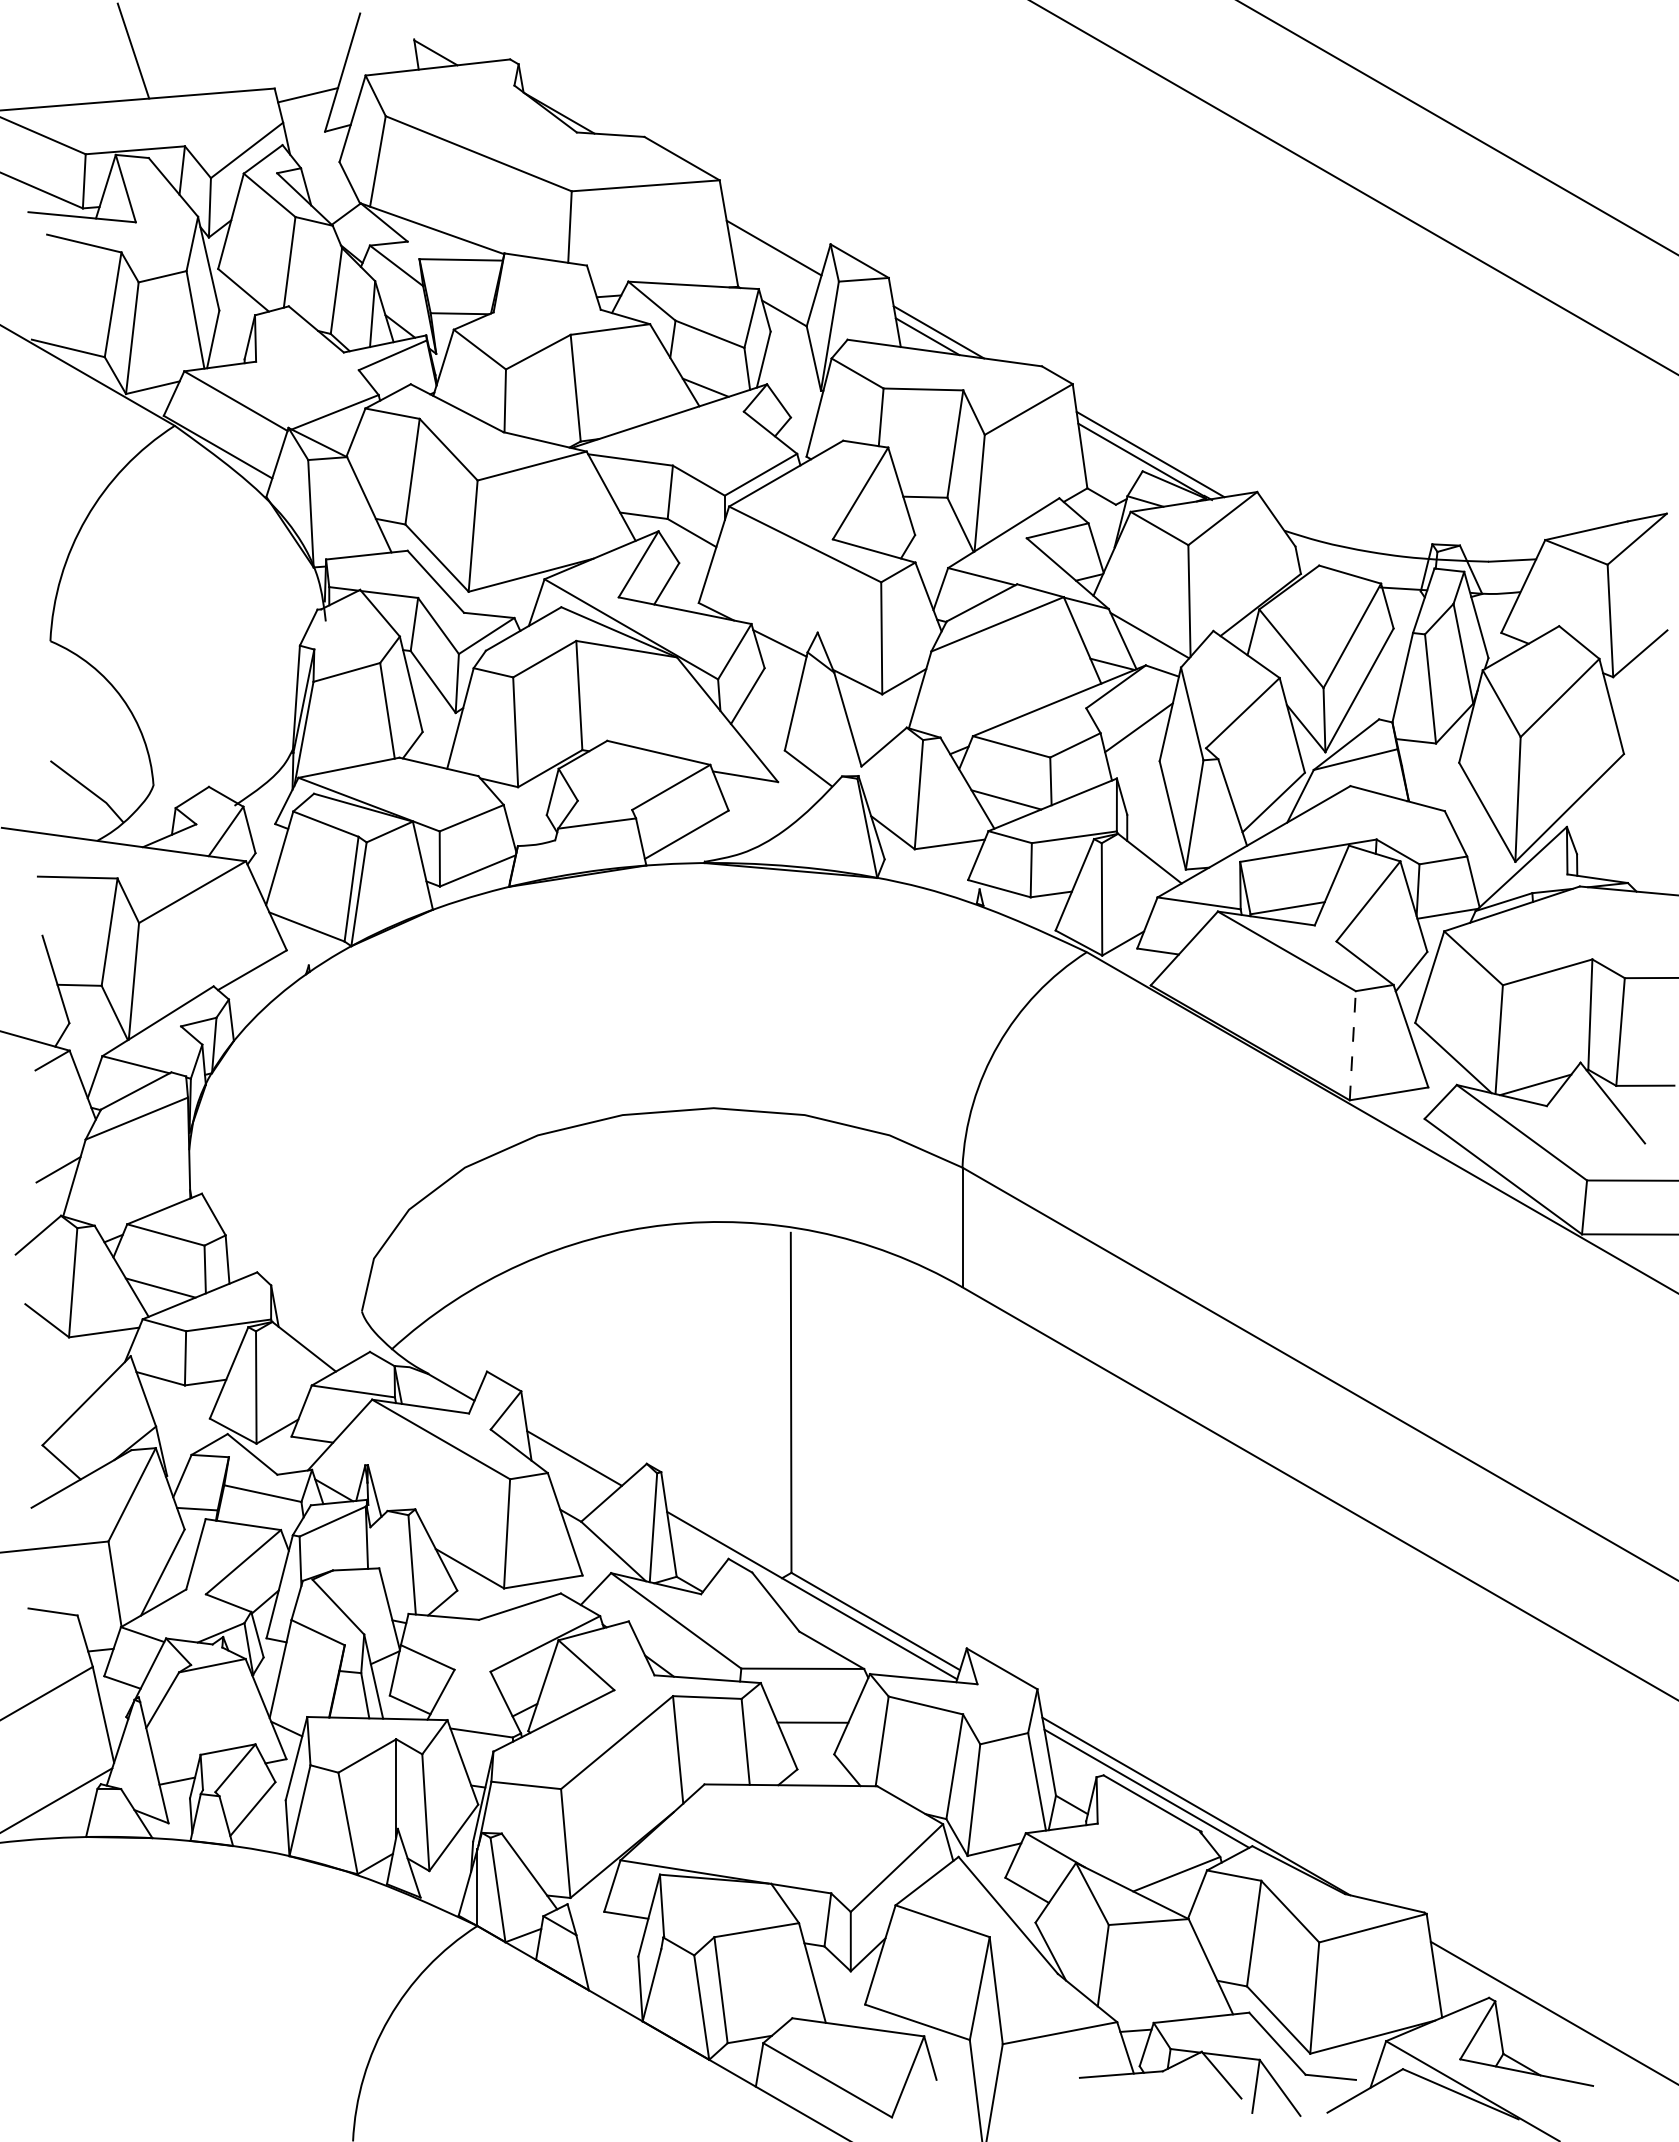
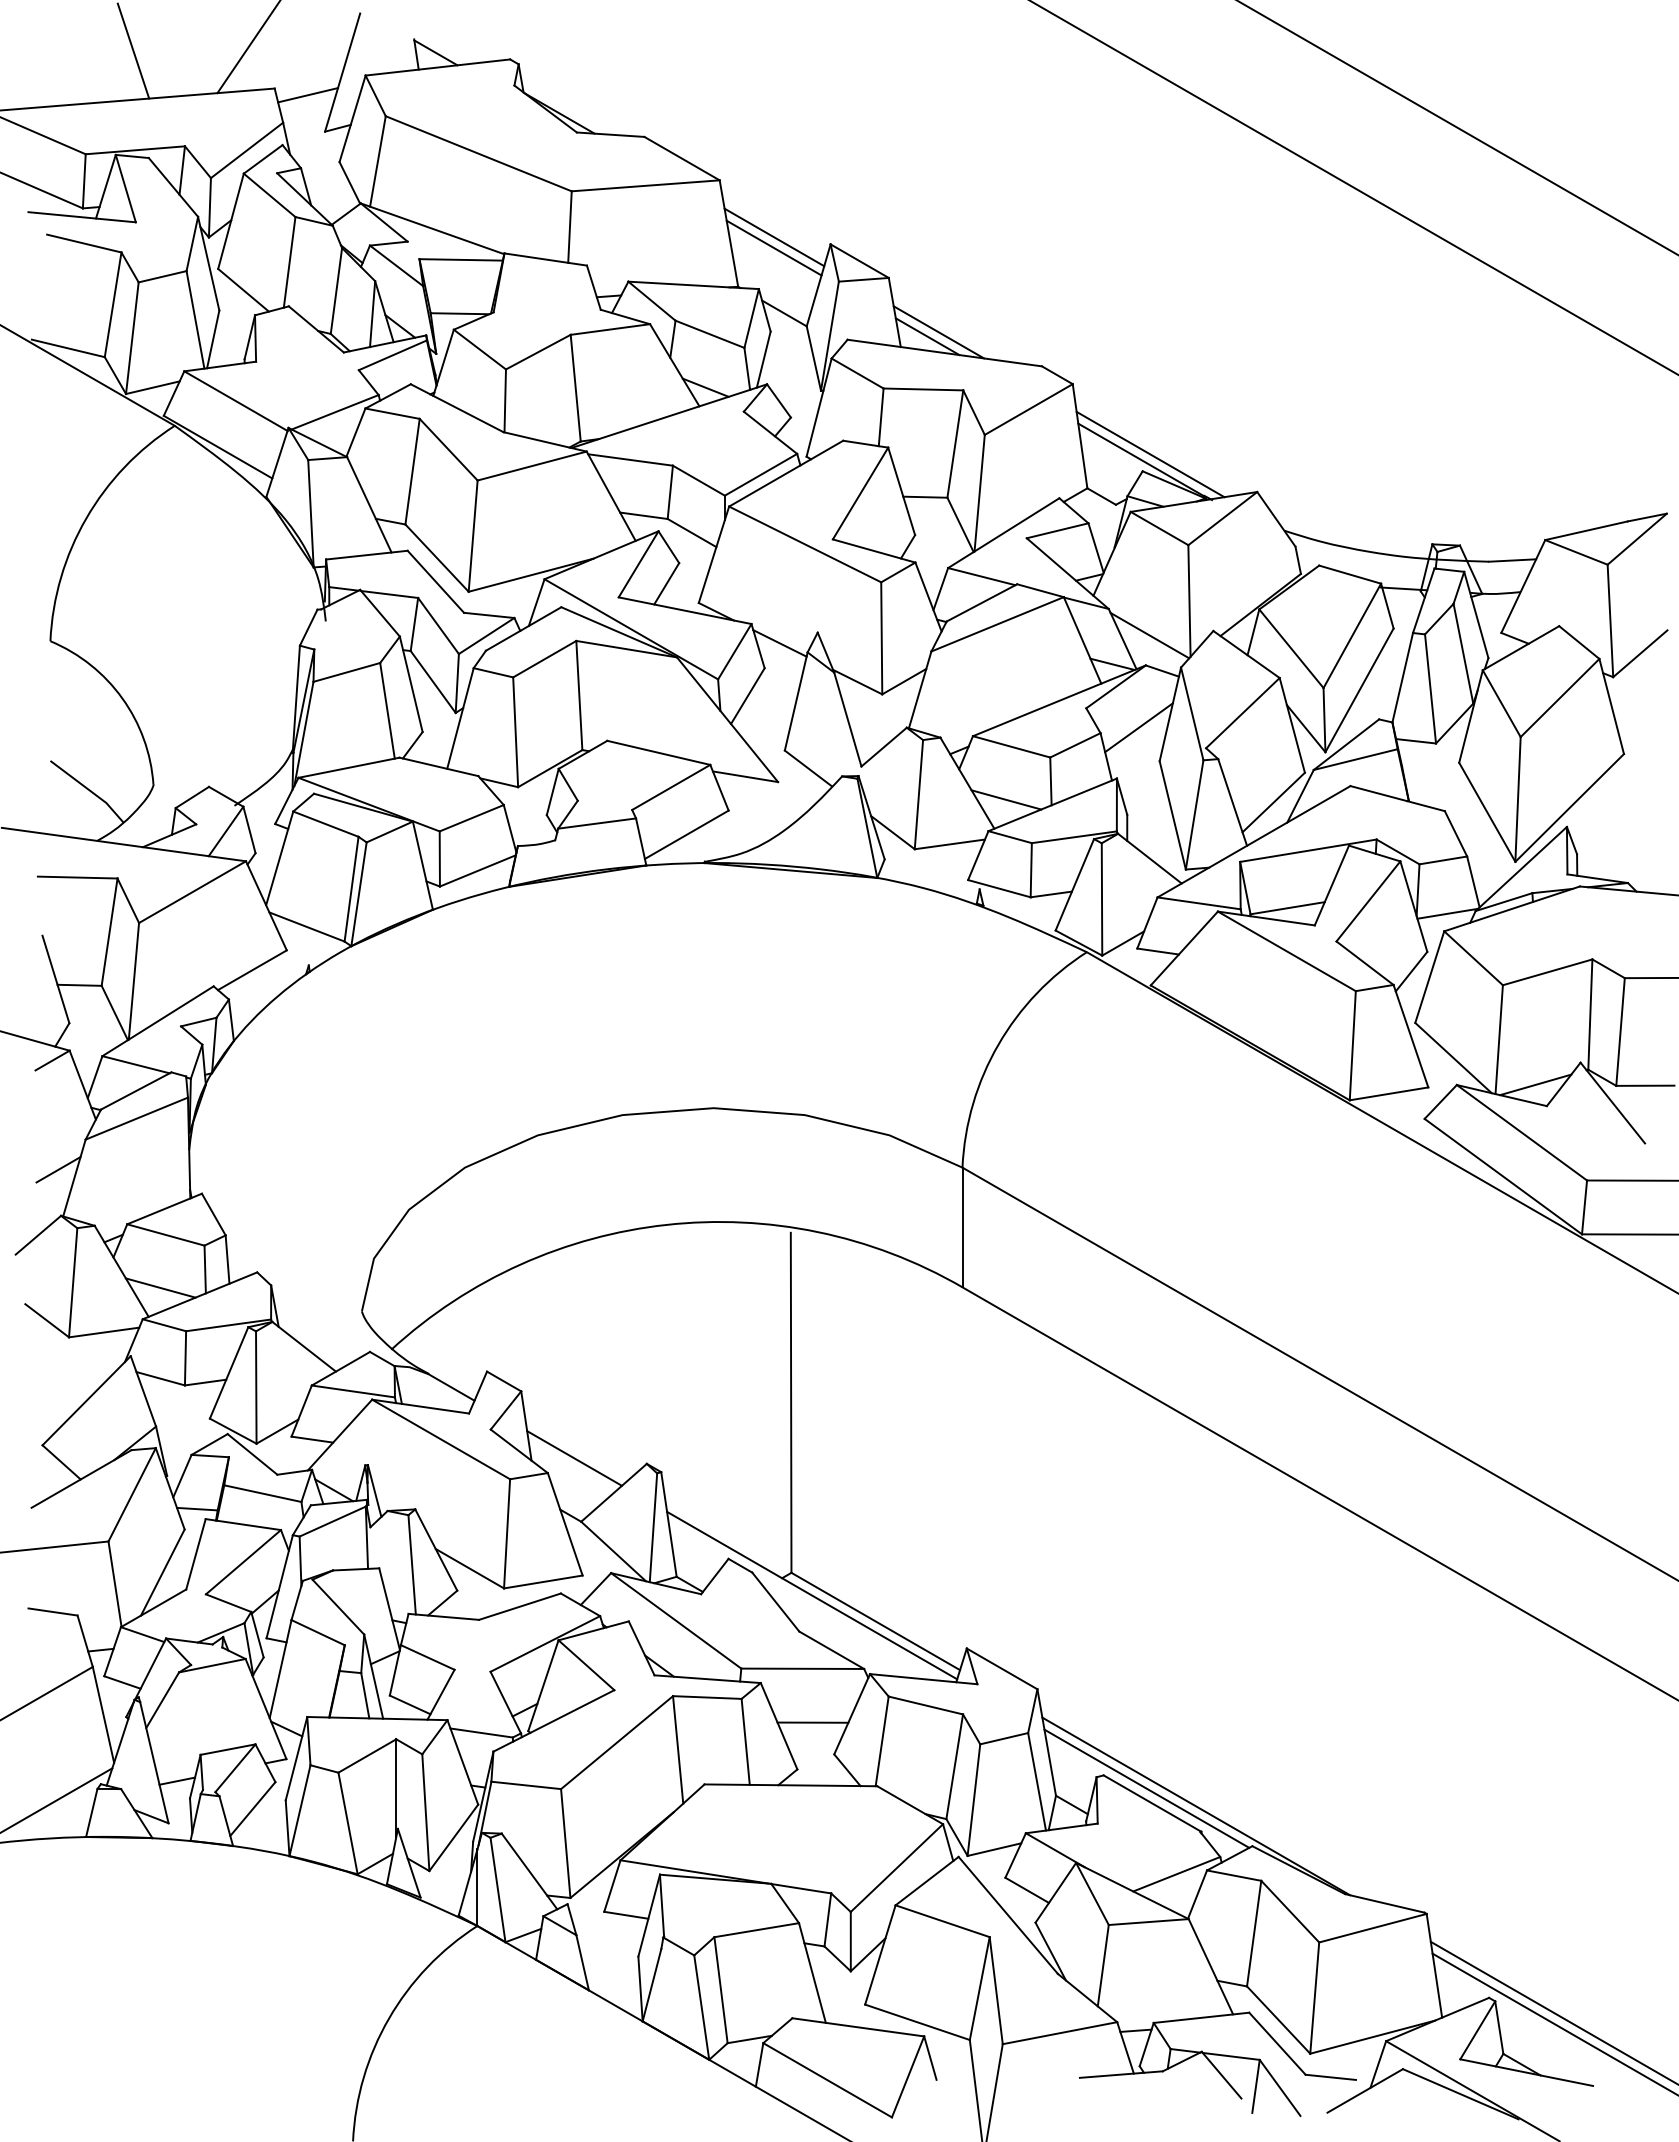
line: none -> present (247, 47)
line: none -> present (774, 237)
line: dashed -> solid (1352, 1045)
line: none -> present (1553, 2023)
